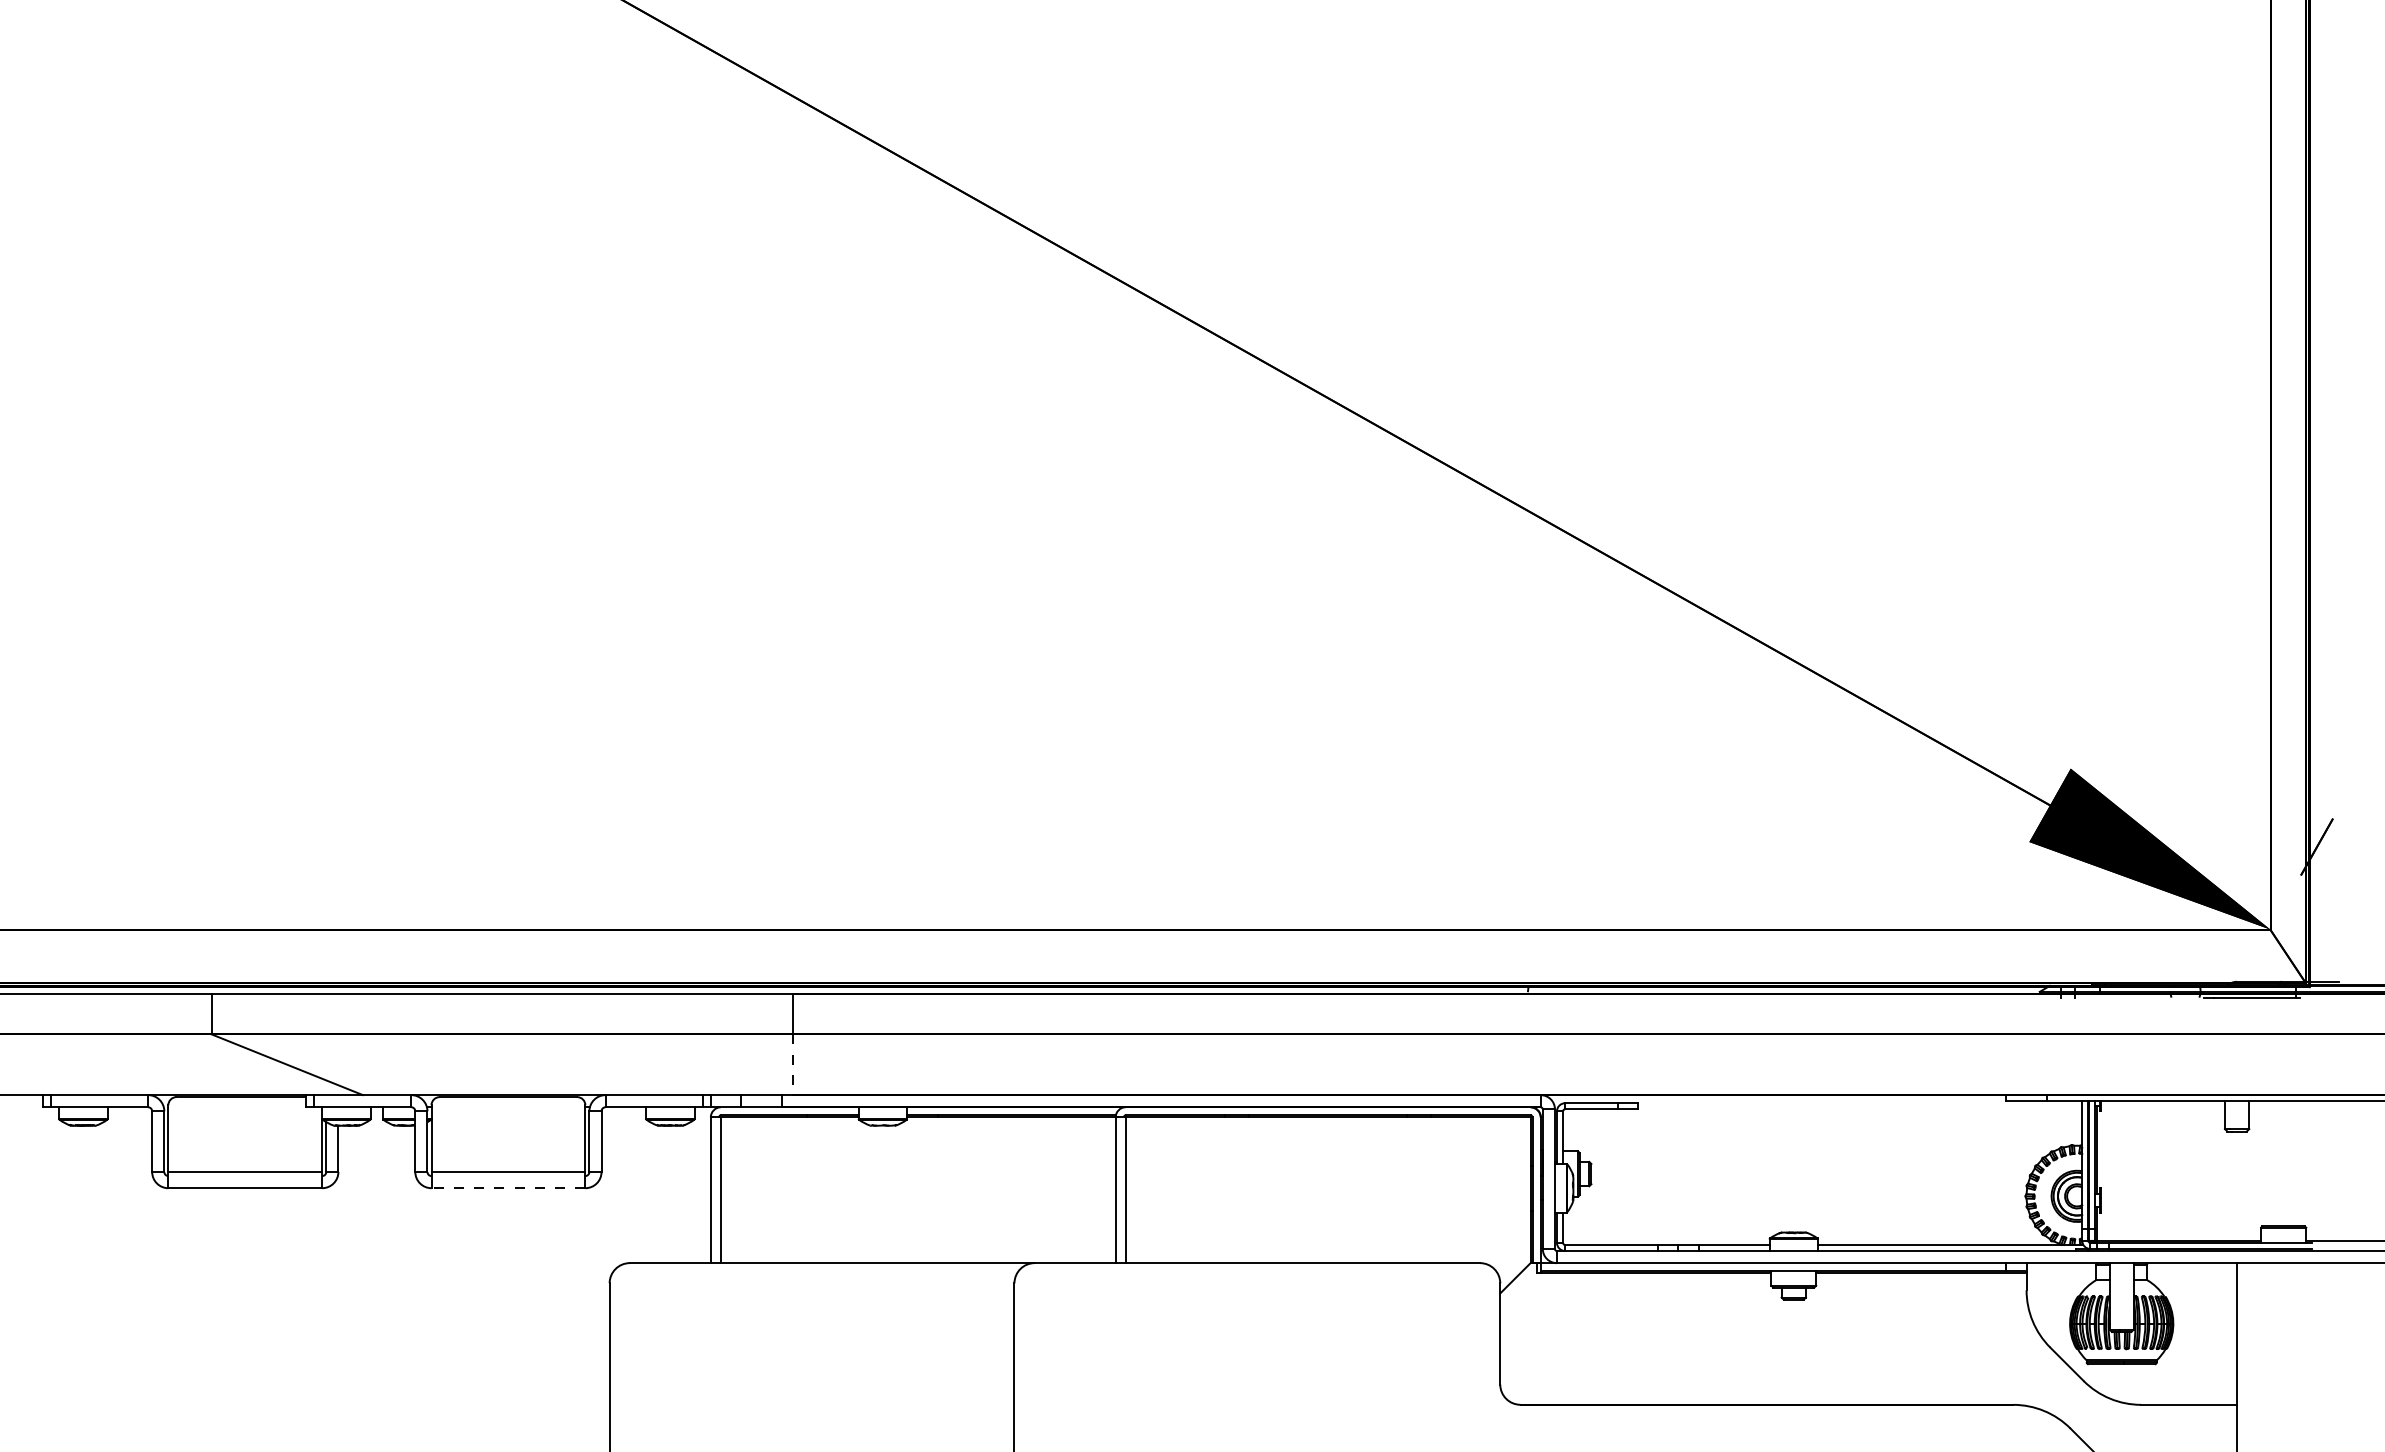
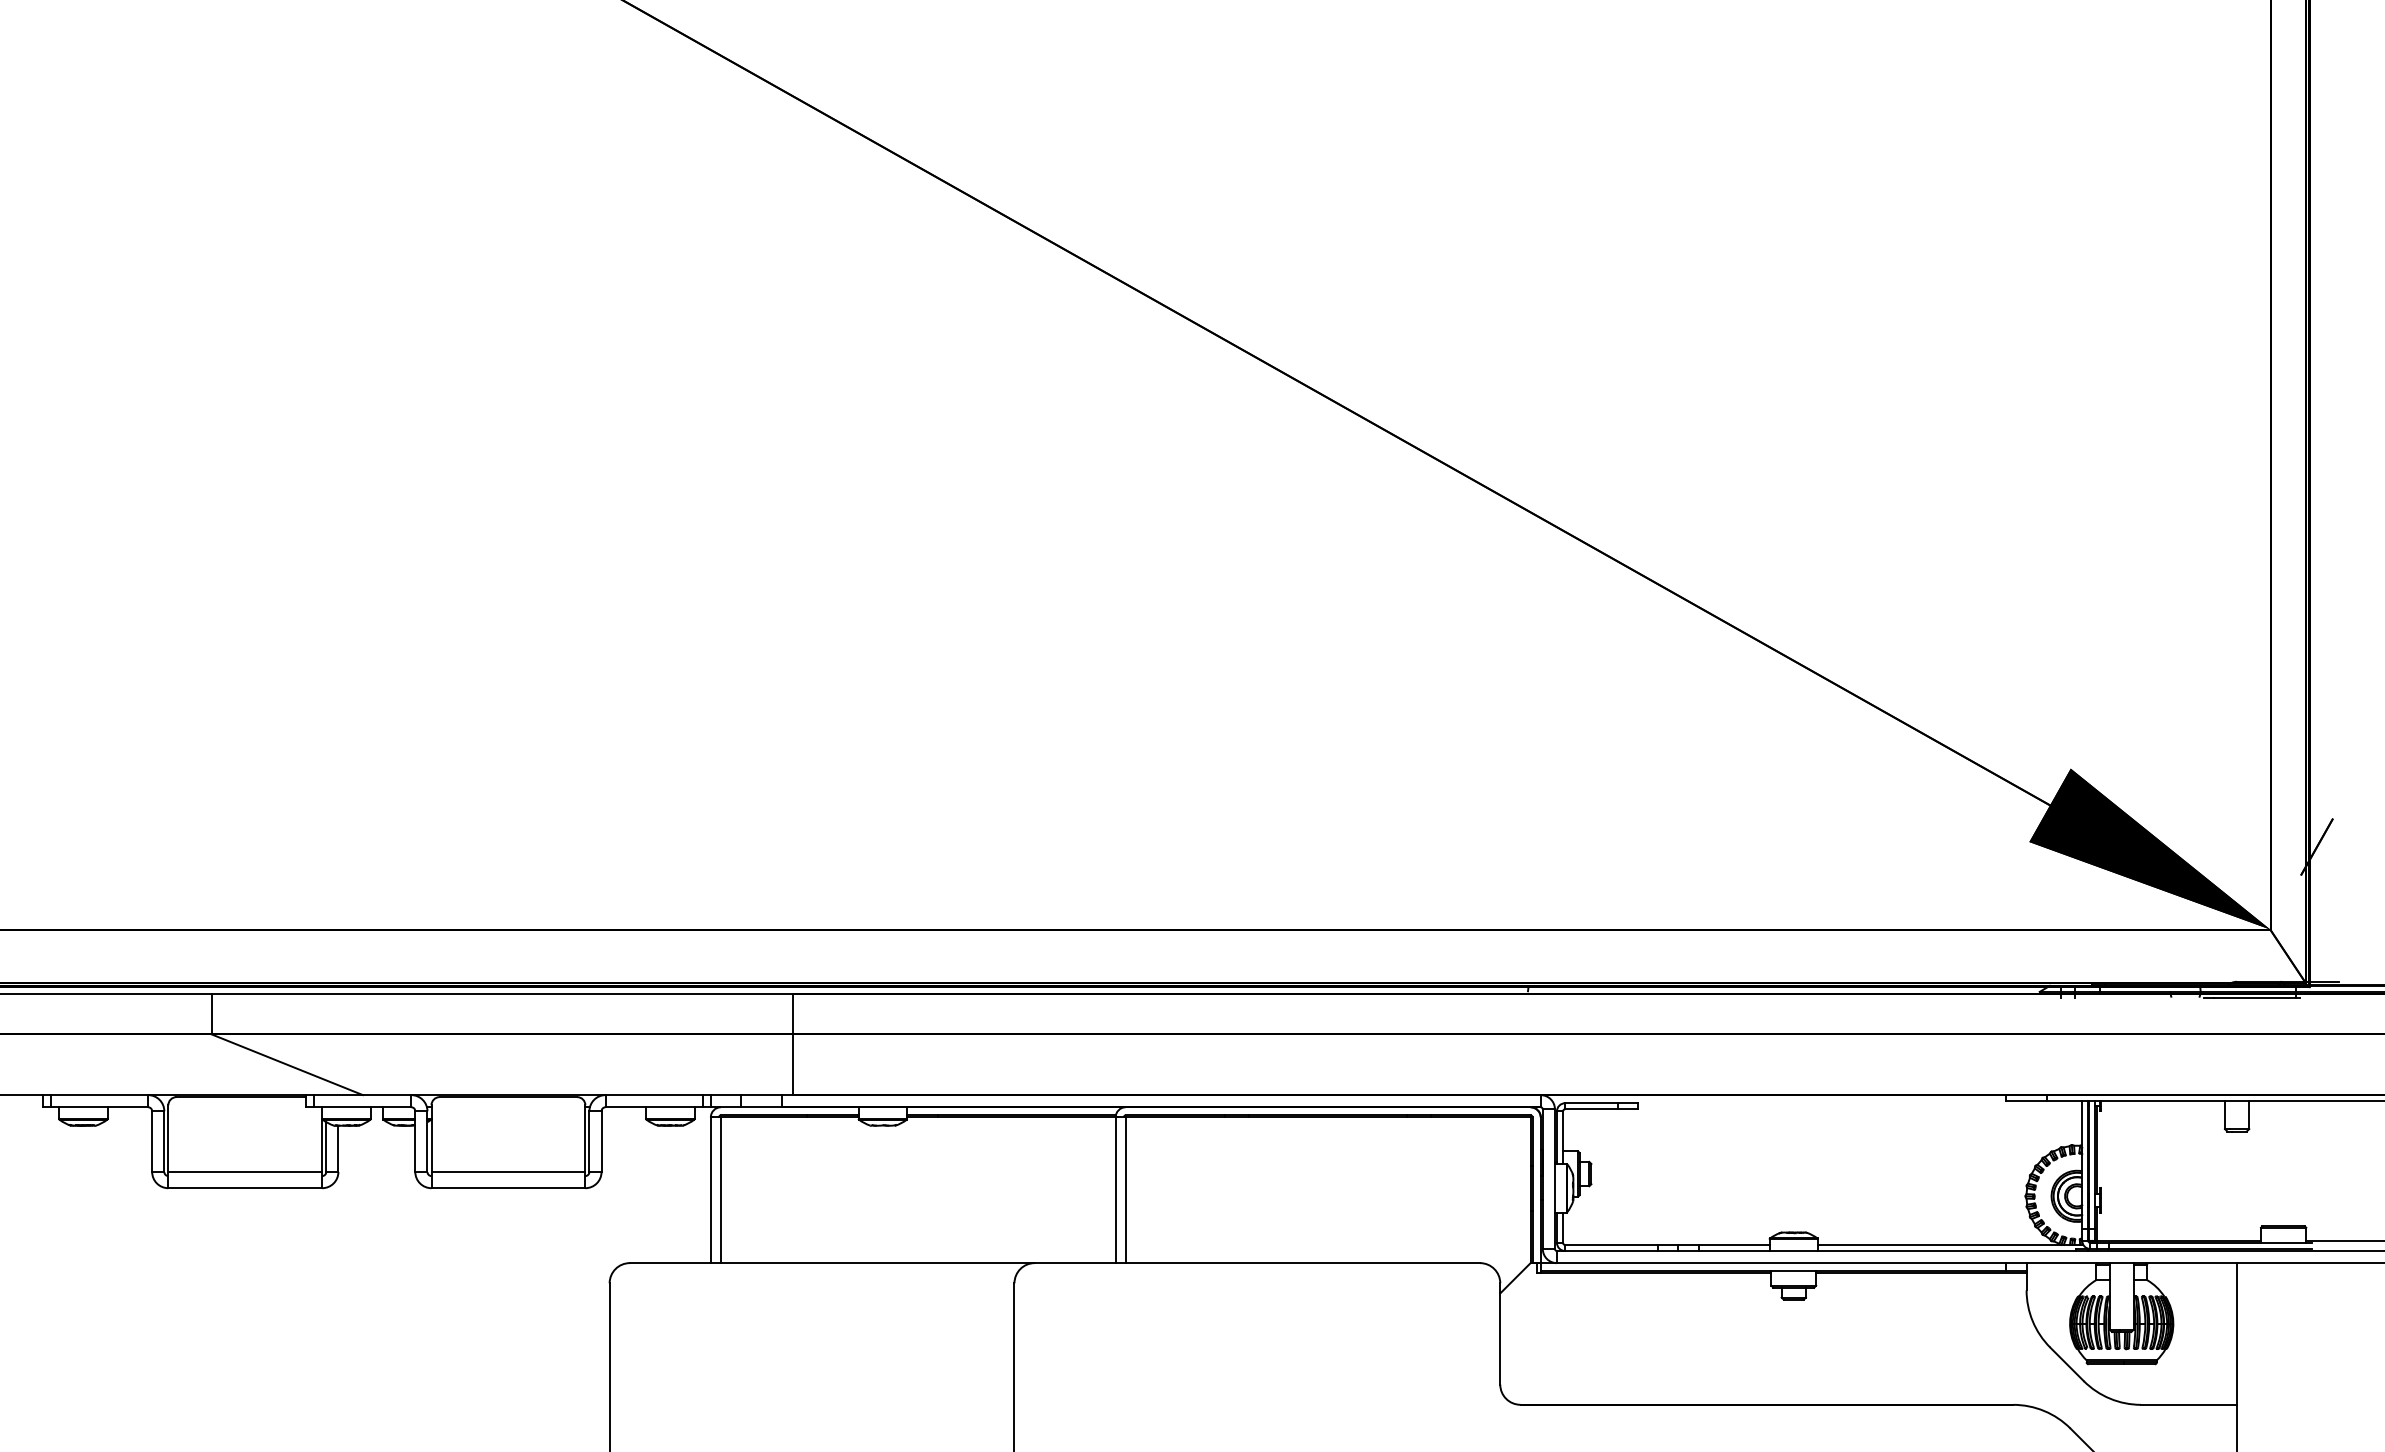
line: dashed -> solid (792, 1065)
line: dashed -> solid (508, 1188)
